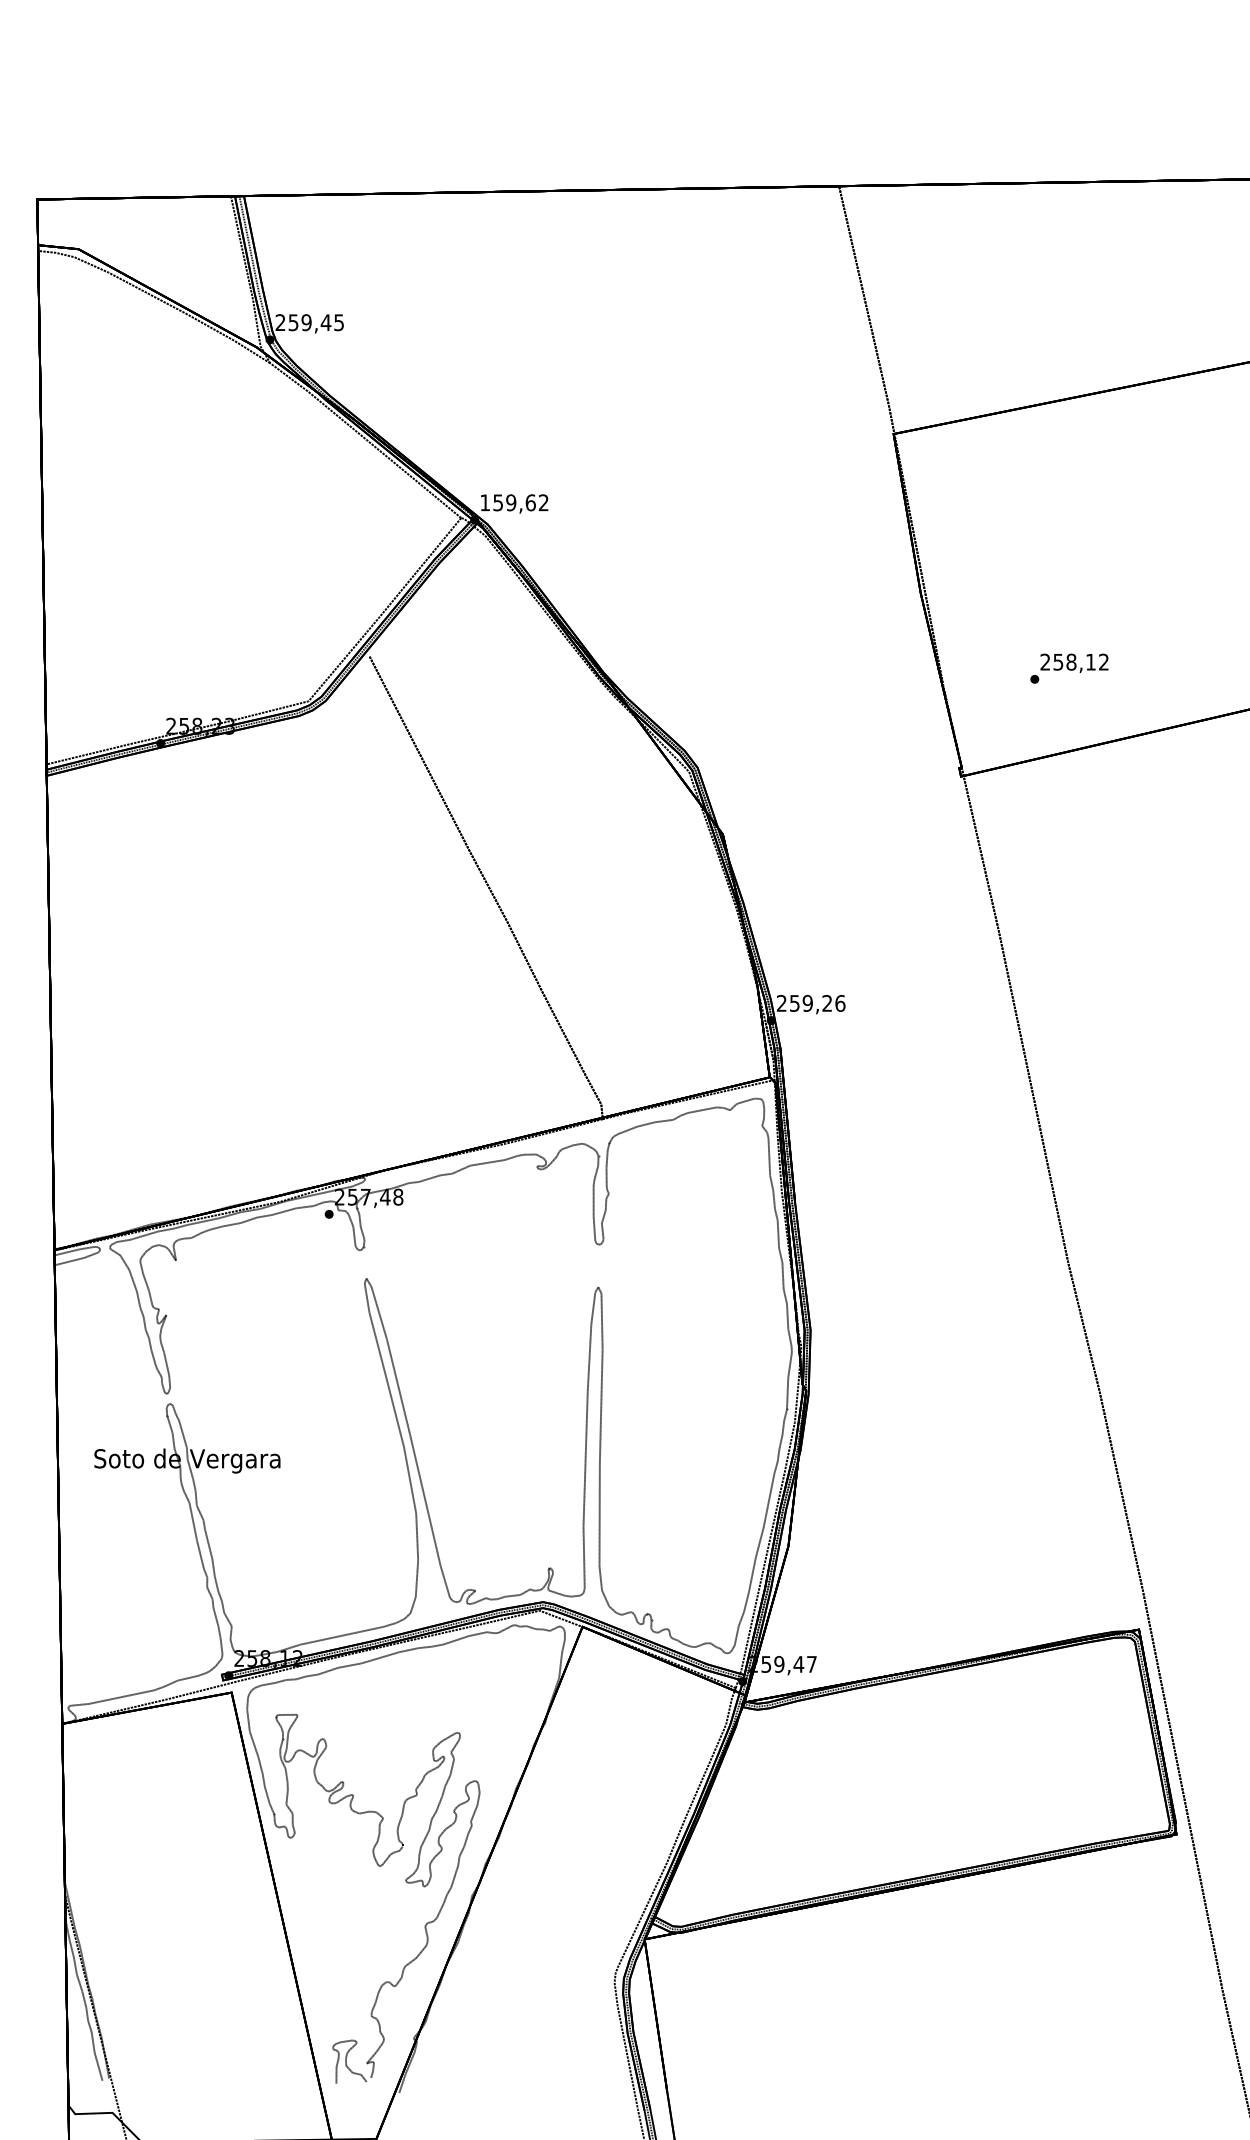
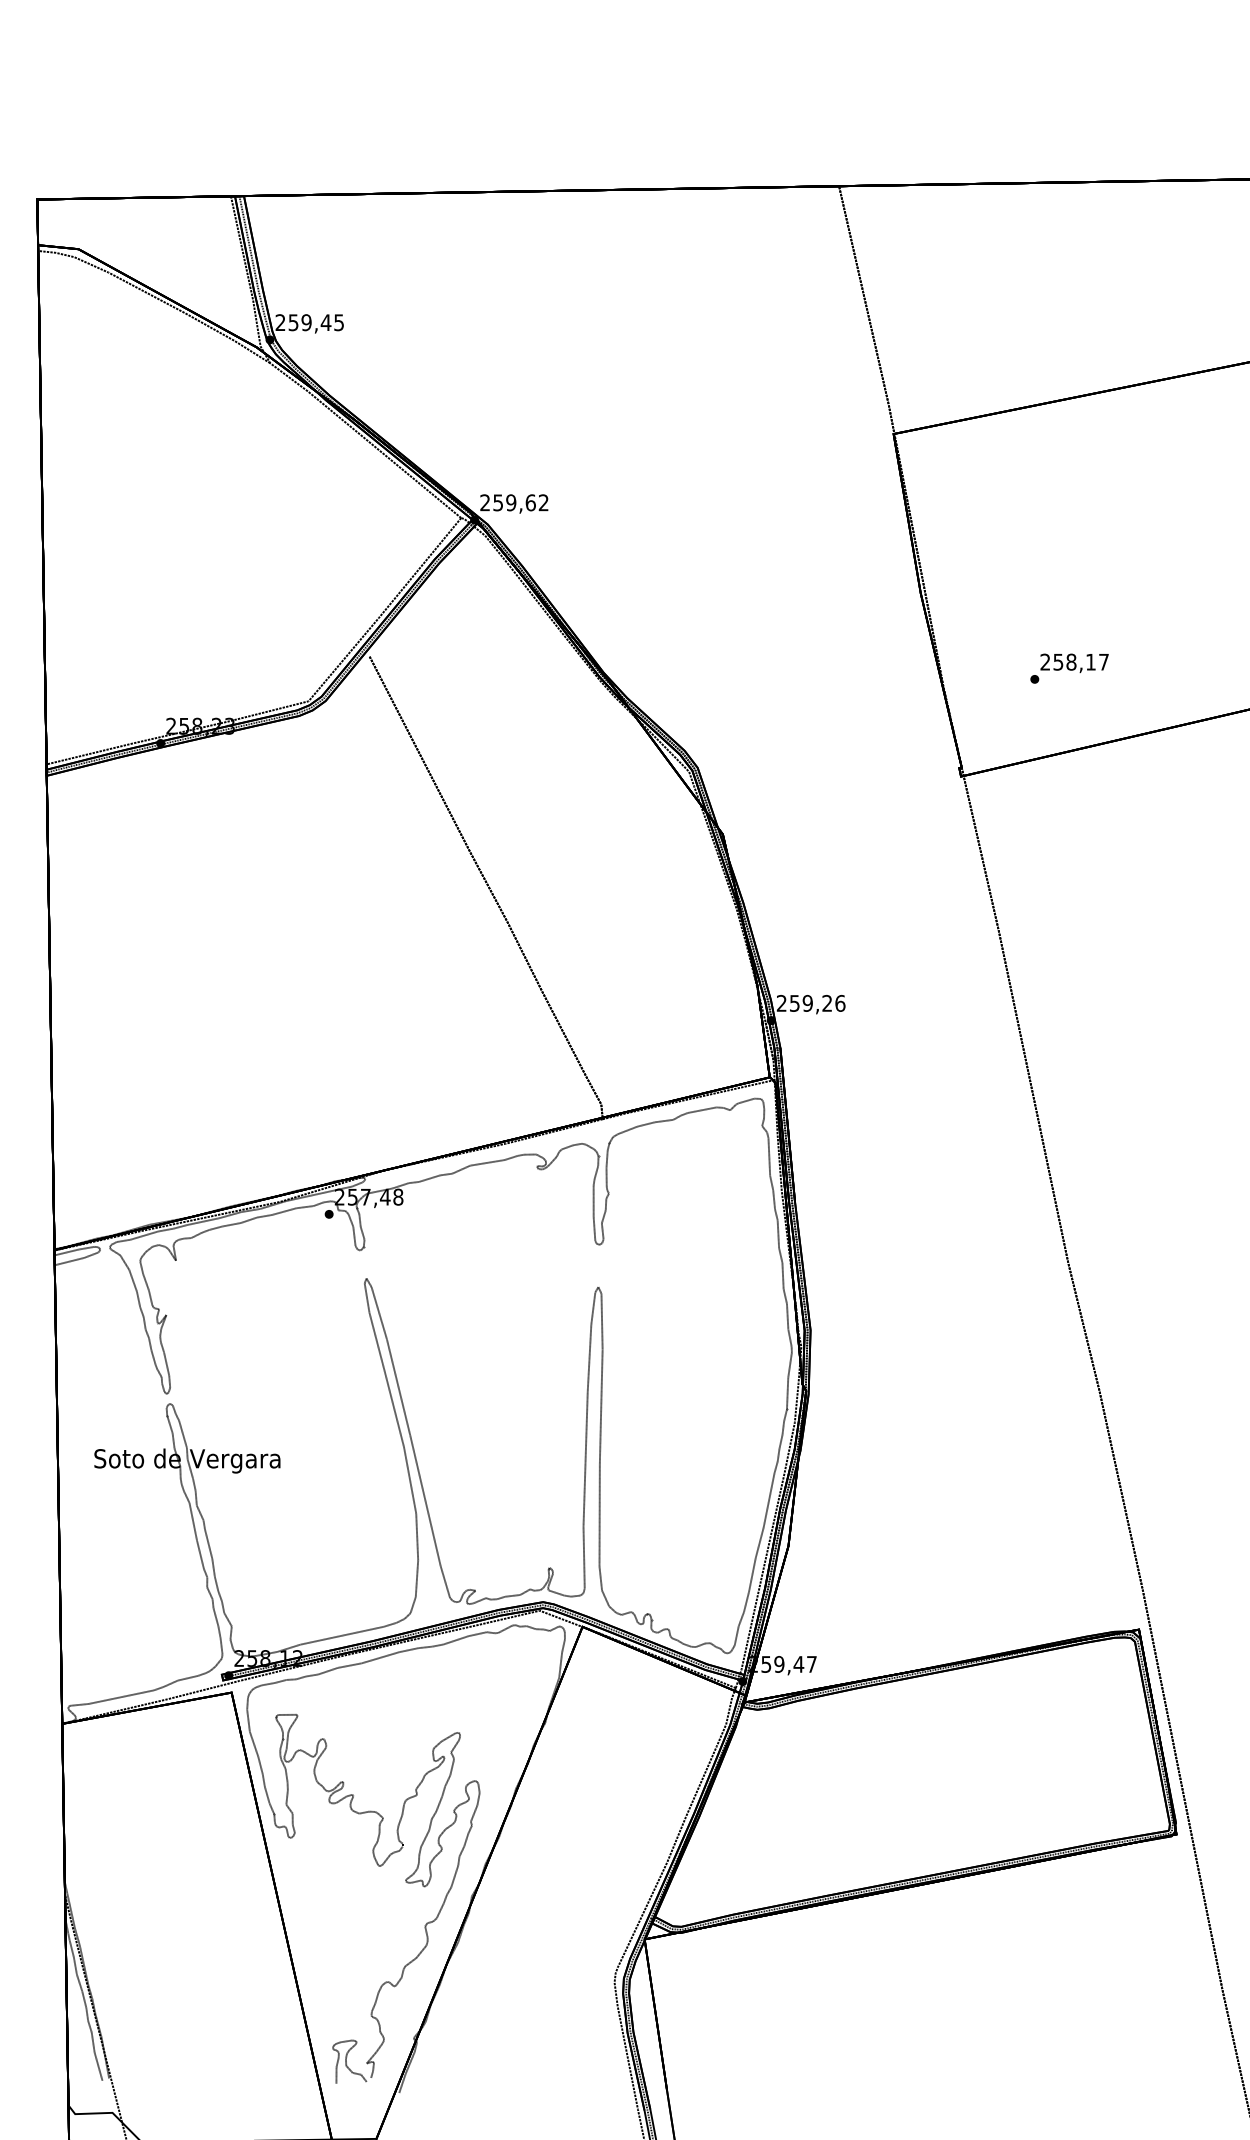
text: 159,62 -> 259,62 (484, 502)
text: 258,12 -> 258,17 (1103, 661)
